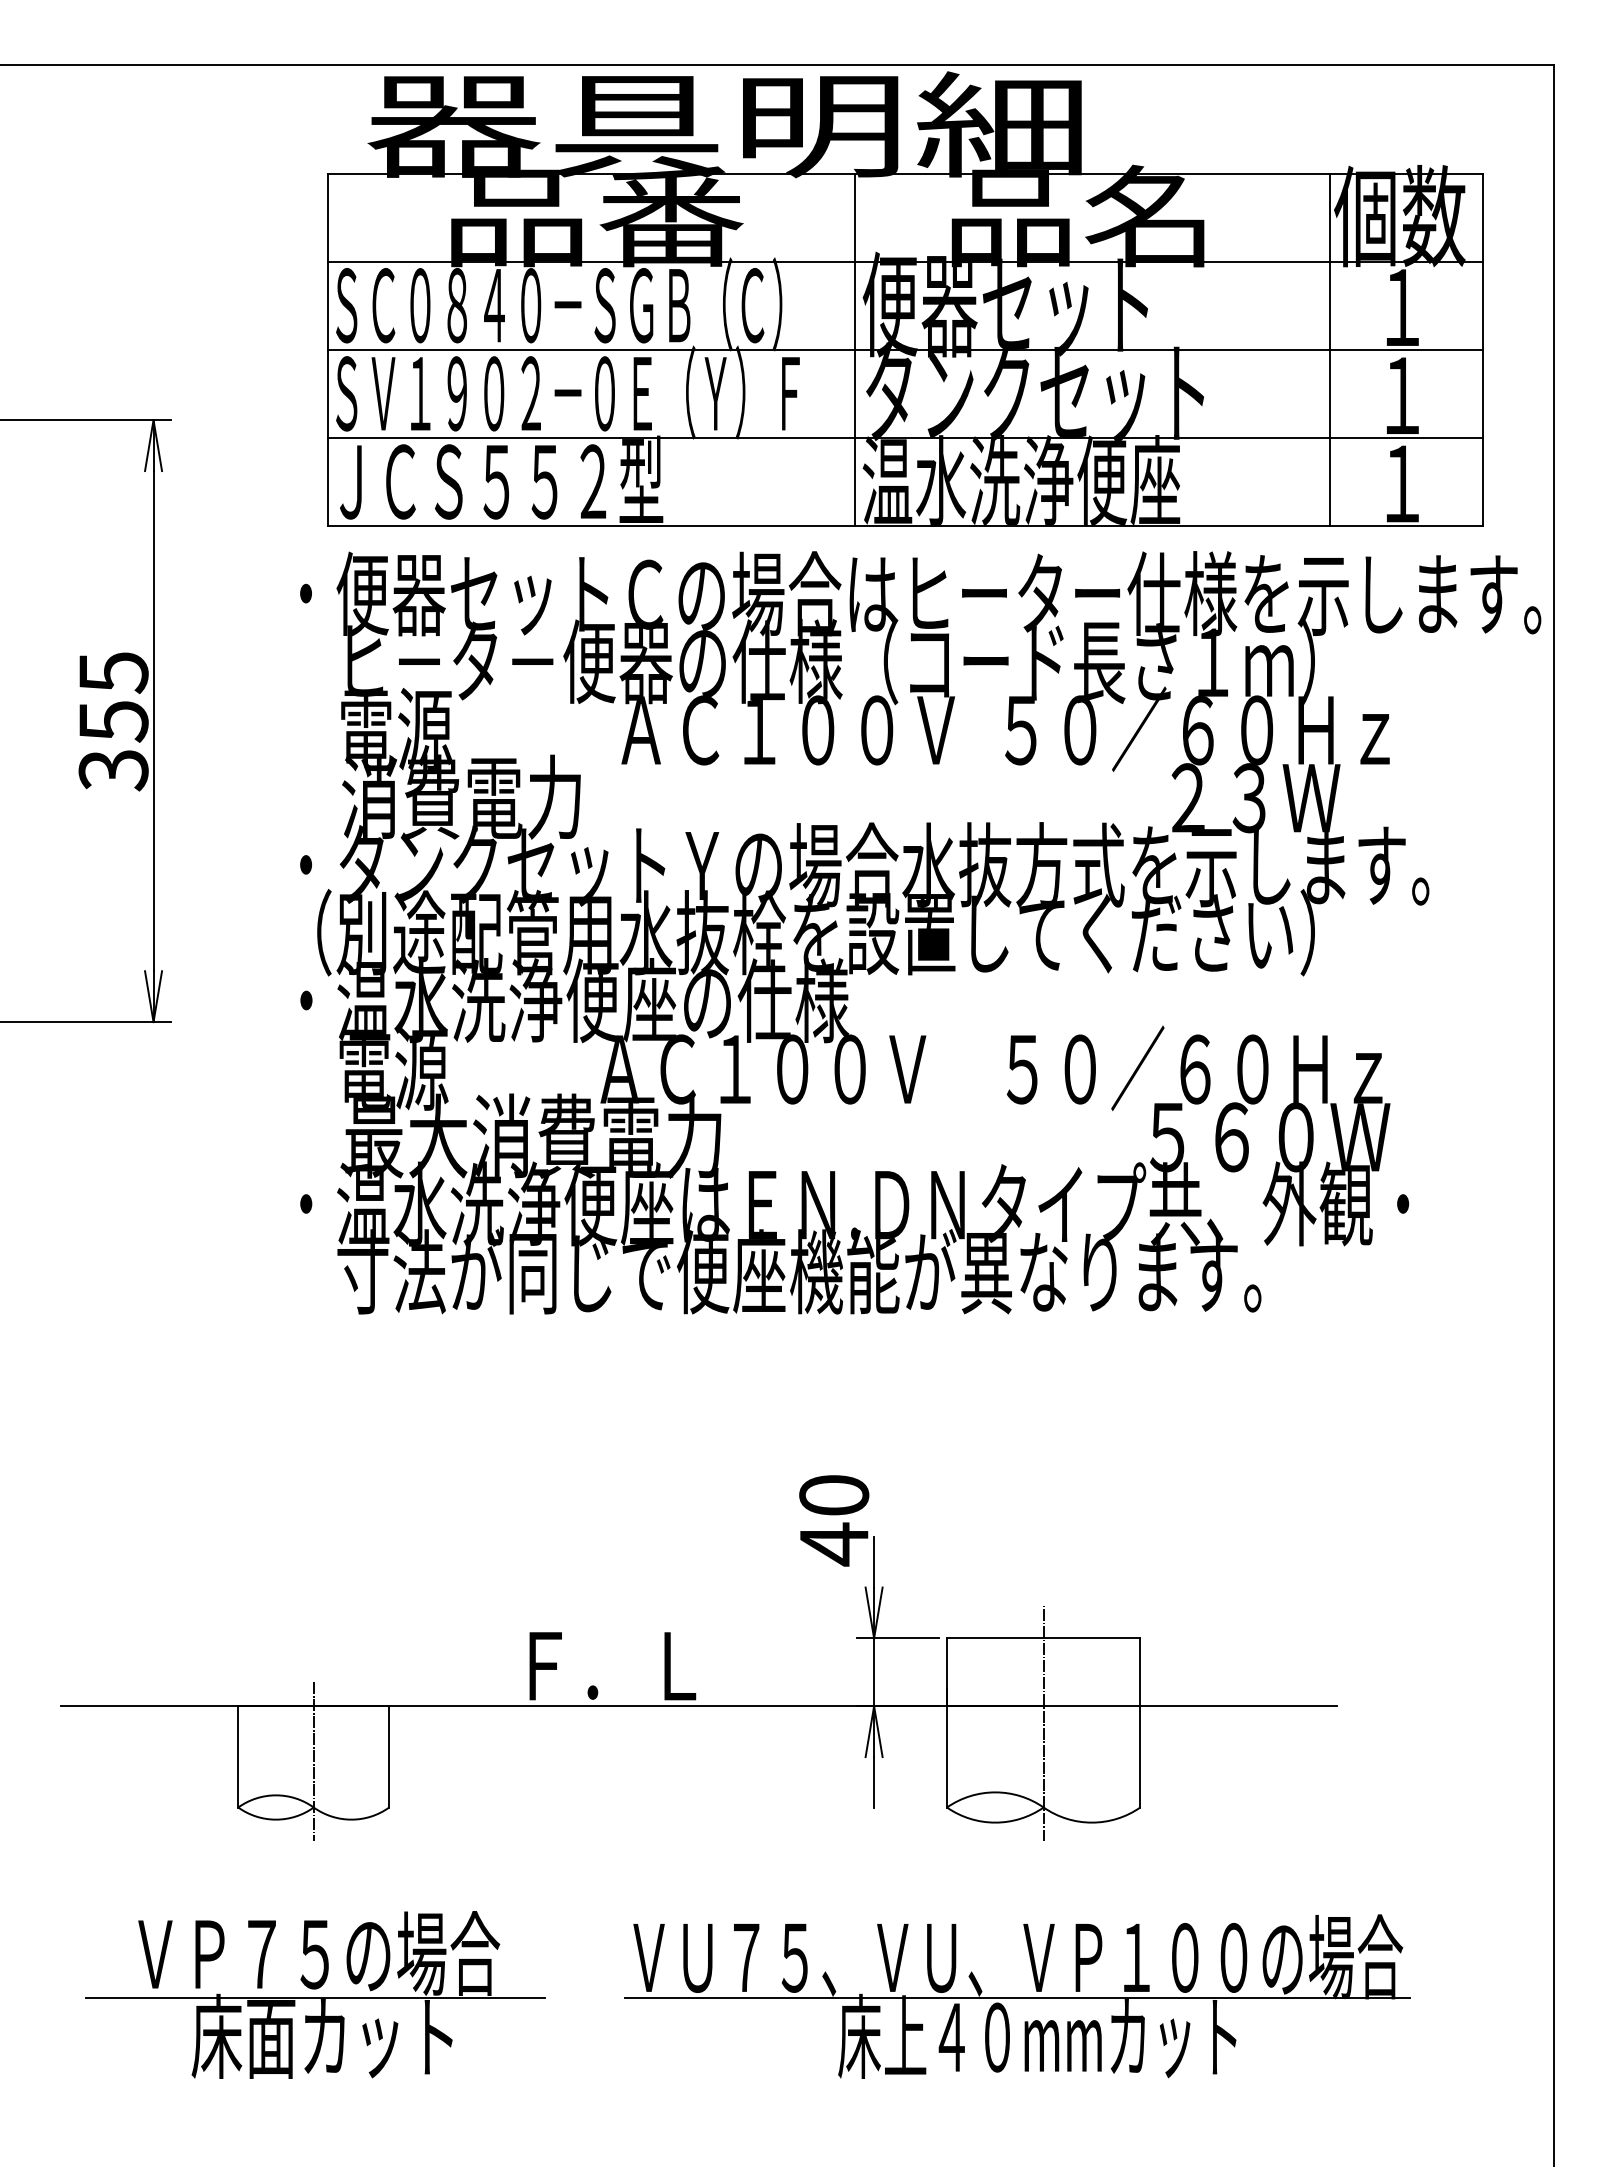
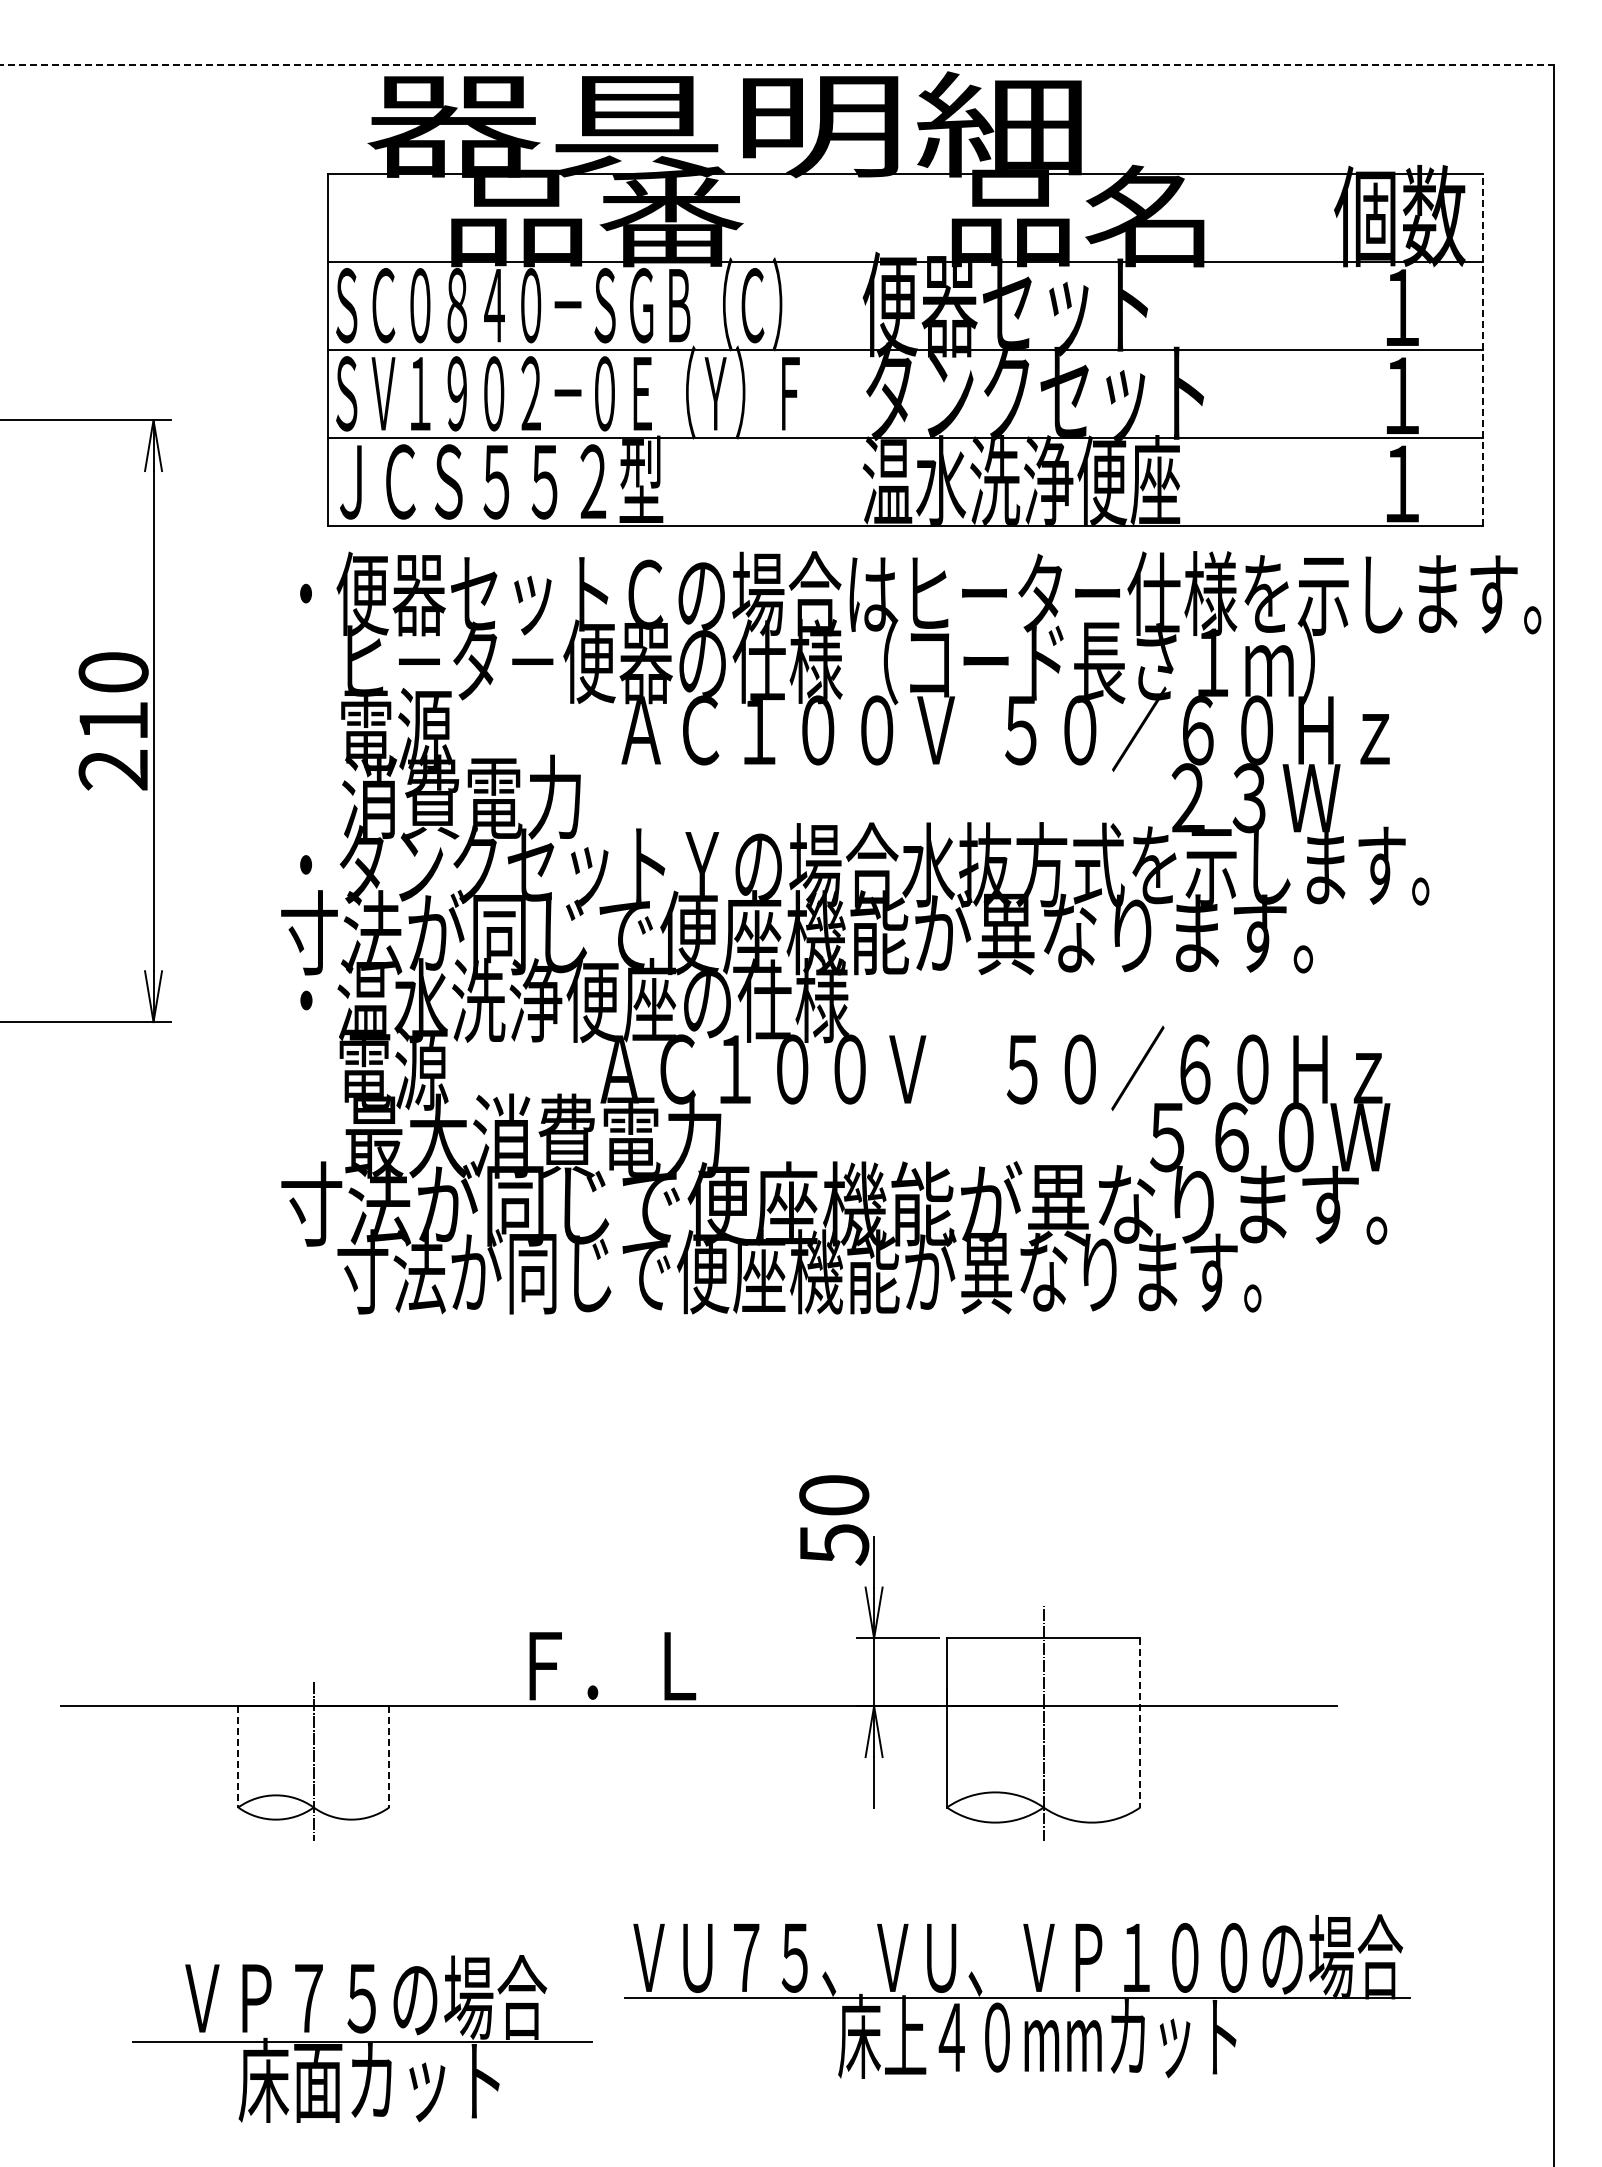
line: solid -> dashed (777, 65)
line: present -> none (855, 349)
line: present -> none (1330, 349)
line: solid -> dashed (1482, 349)
text: 355 -> 210 (113, 721)
text: （別途配管用水抜栓を設置してください） -> 寸法が同じで便座機能が異なります。 (797, 932)
text: ・温水洗浄便座はＥＮ.ＤＮタイプ共、外観・ -> 寸法が同じで便座機能が異なります。 (845, 1203)
text: 40 -> 50 (834, 1544)
line: solid -> dashed (1140, 1722)
line: solid -> dashed (238, 1756)
line: solid -> dashed (389, 1756)
part position: (315, 1994) -> (362, 2038) (362, 2038)
